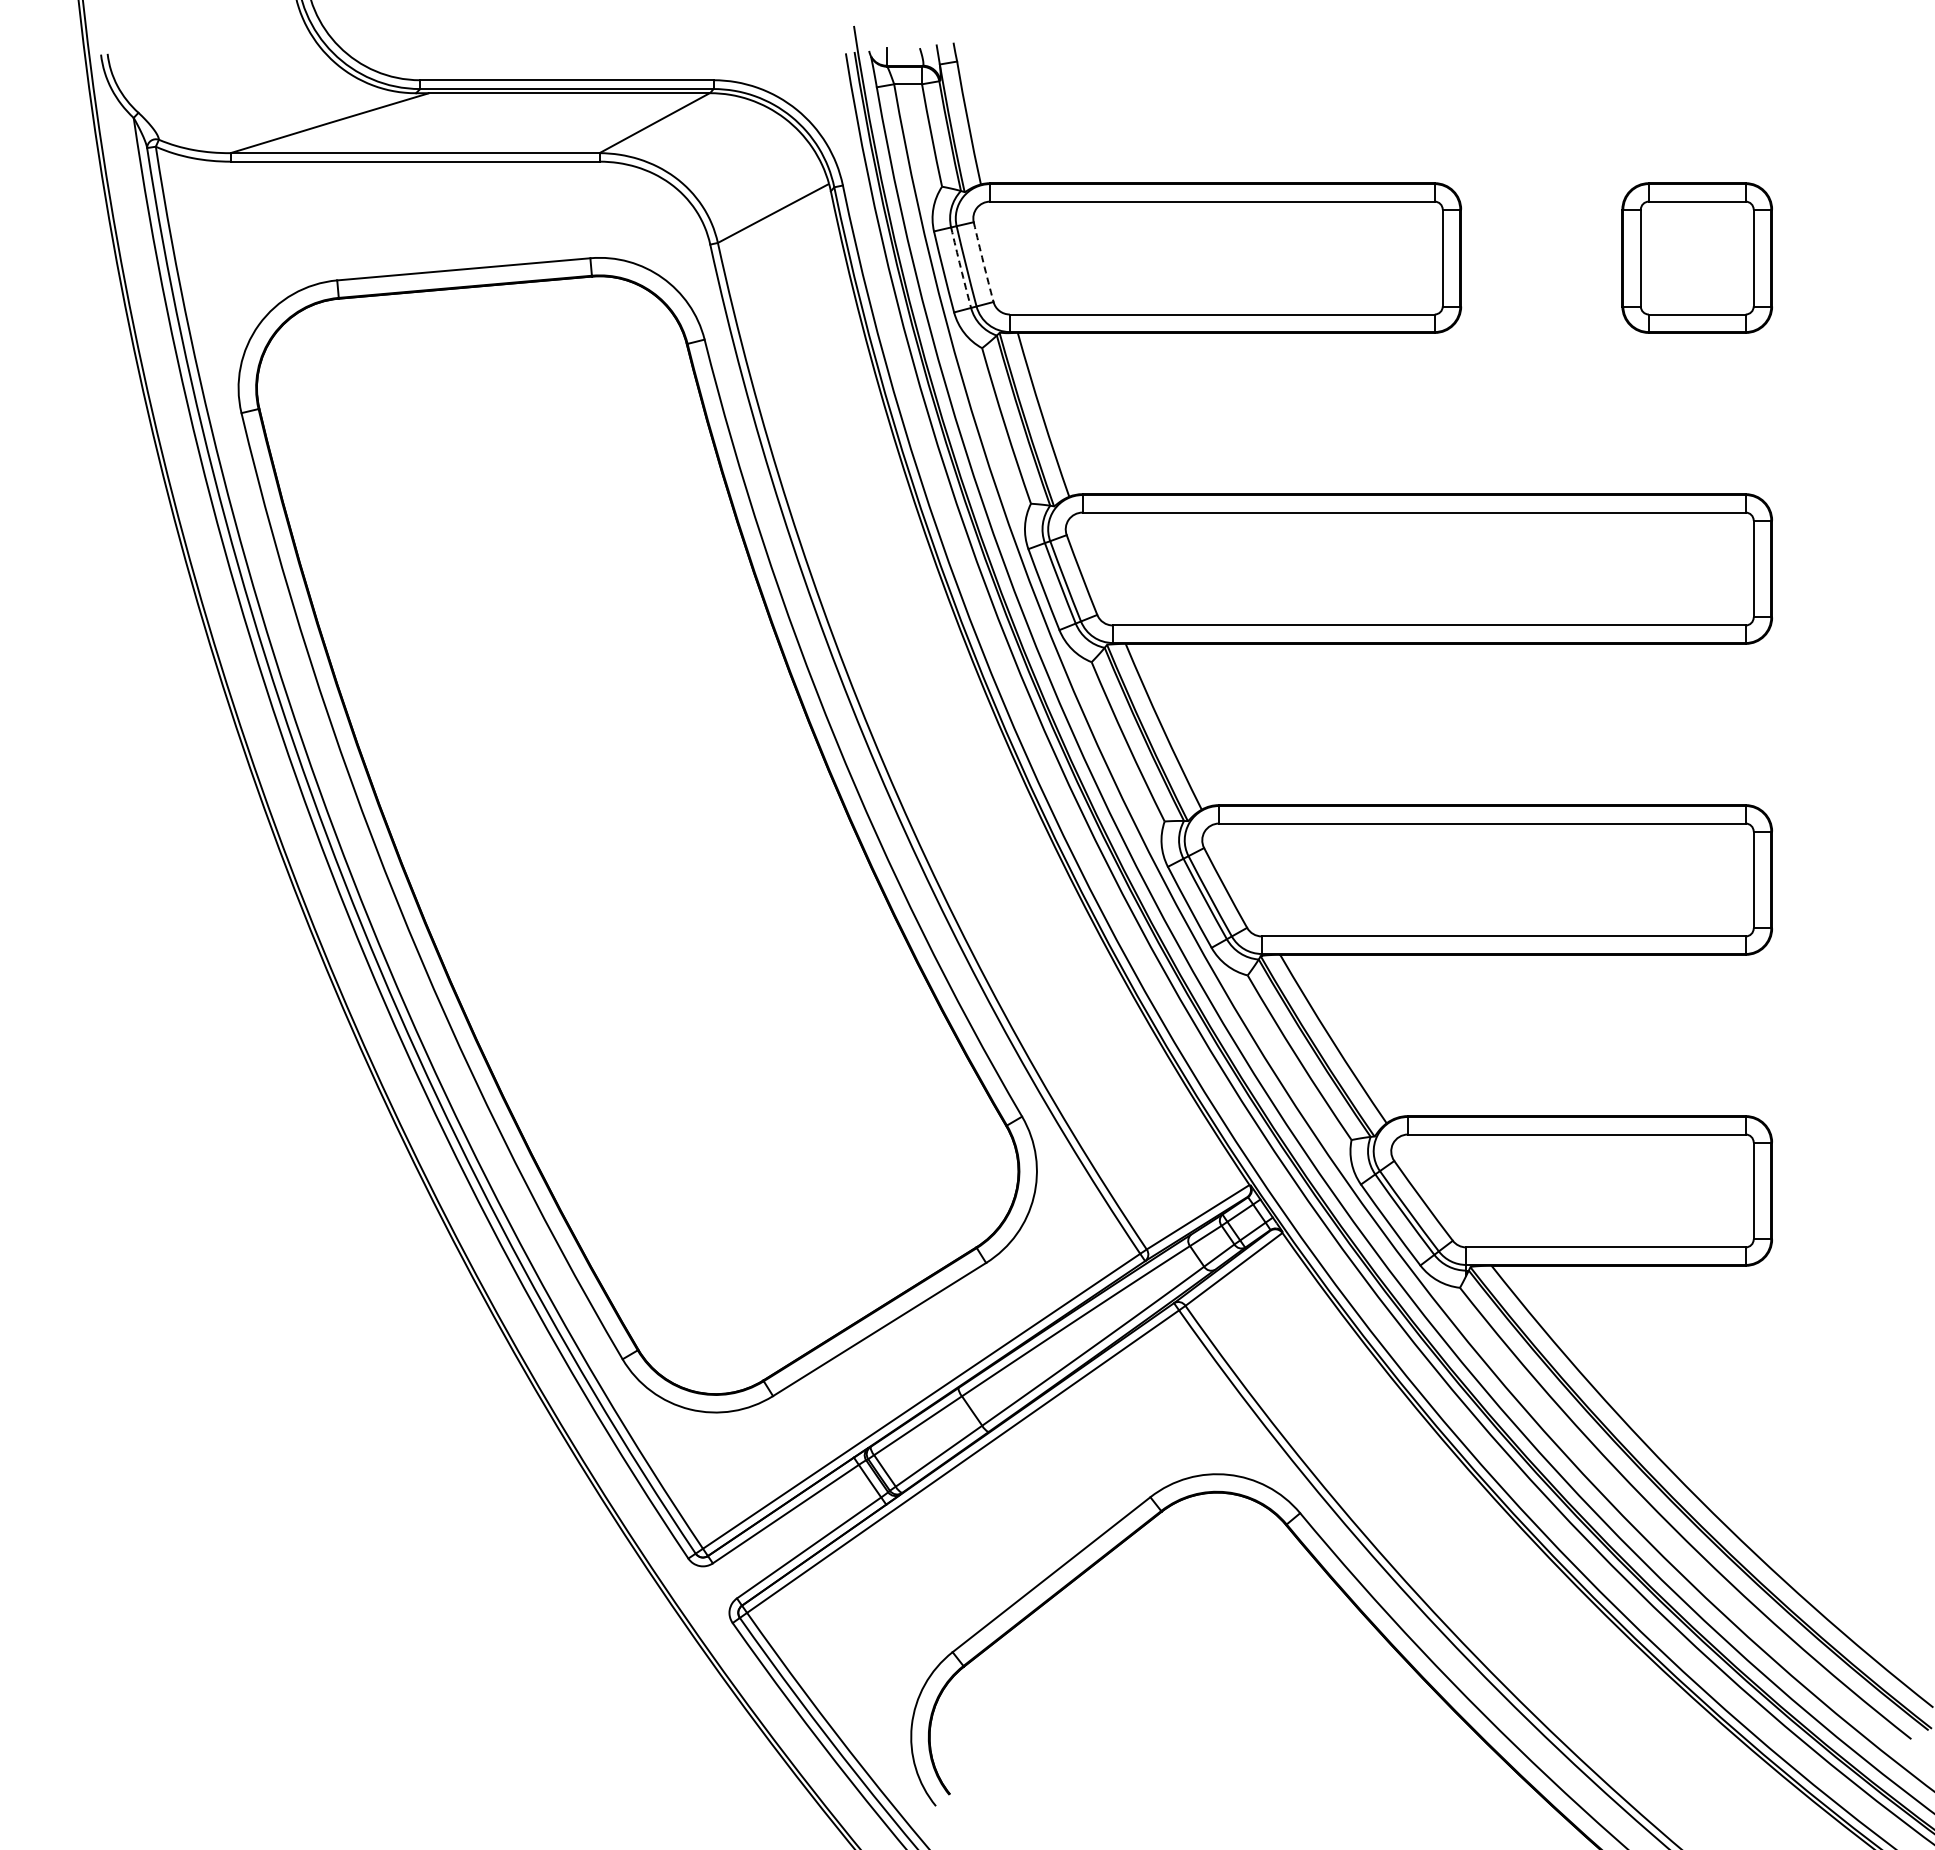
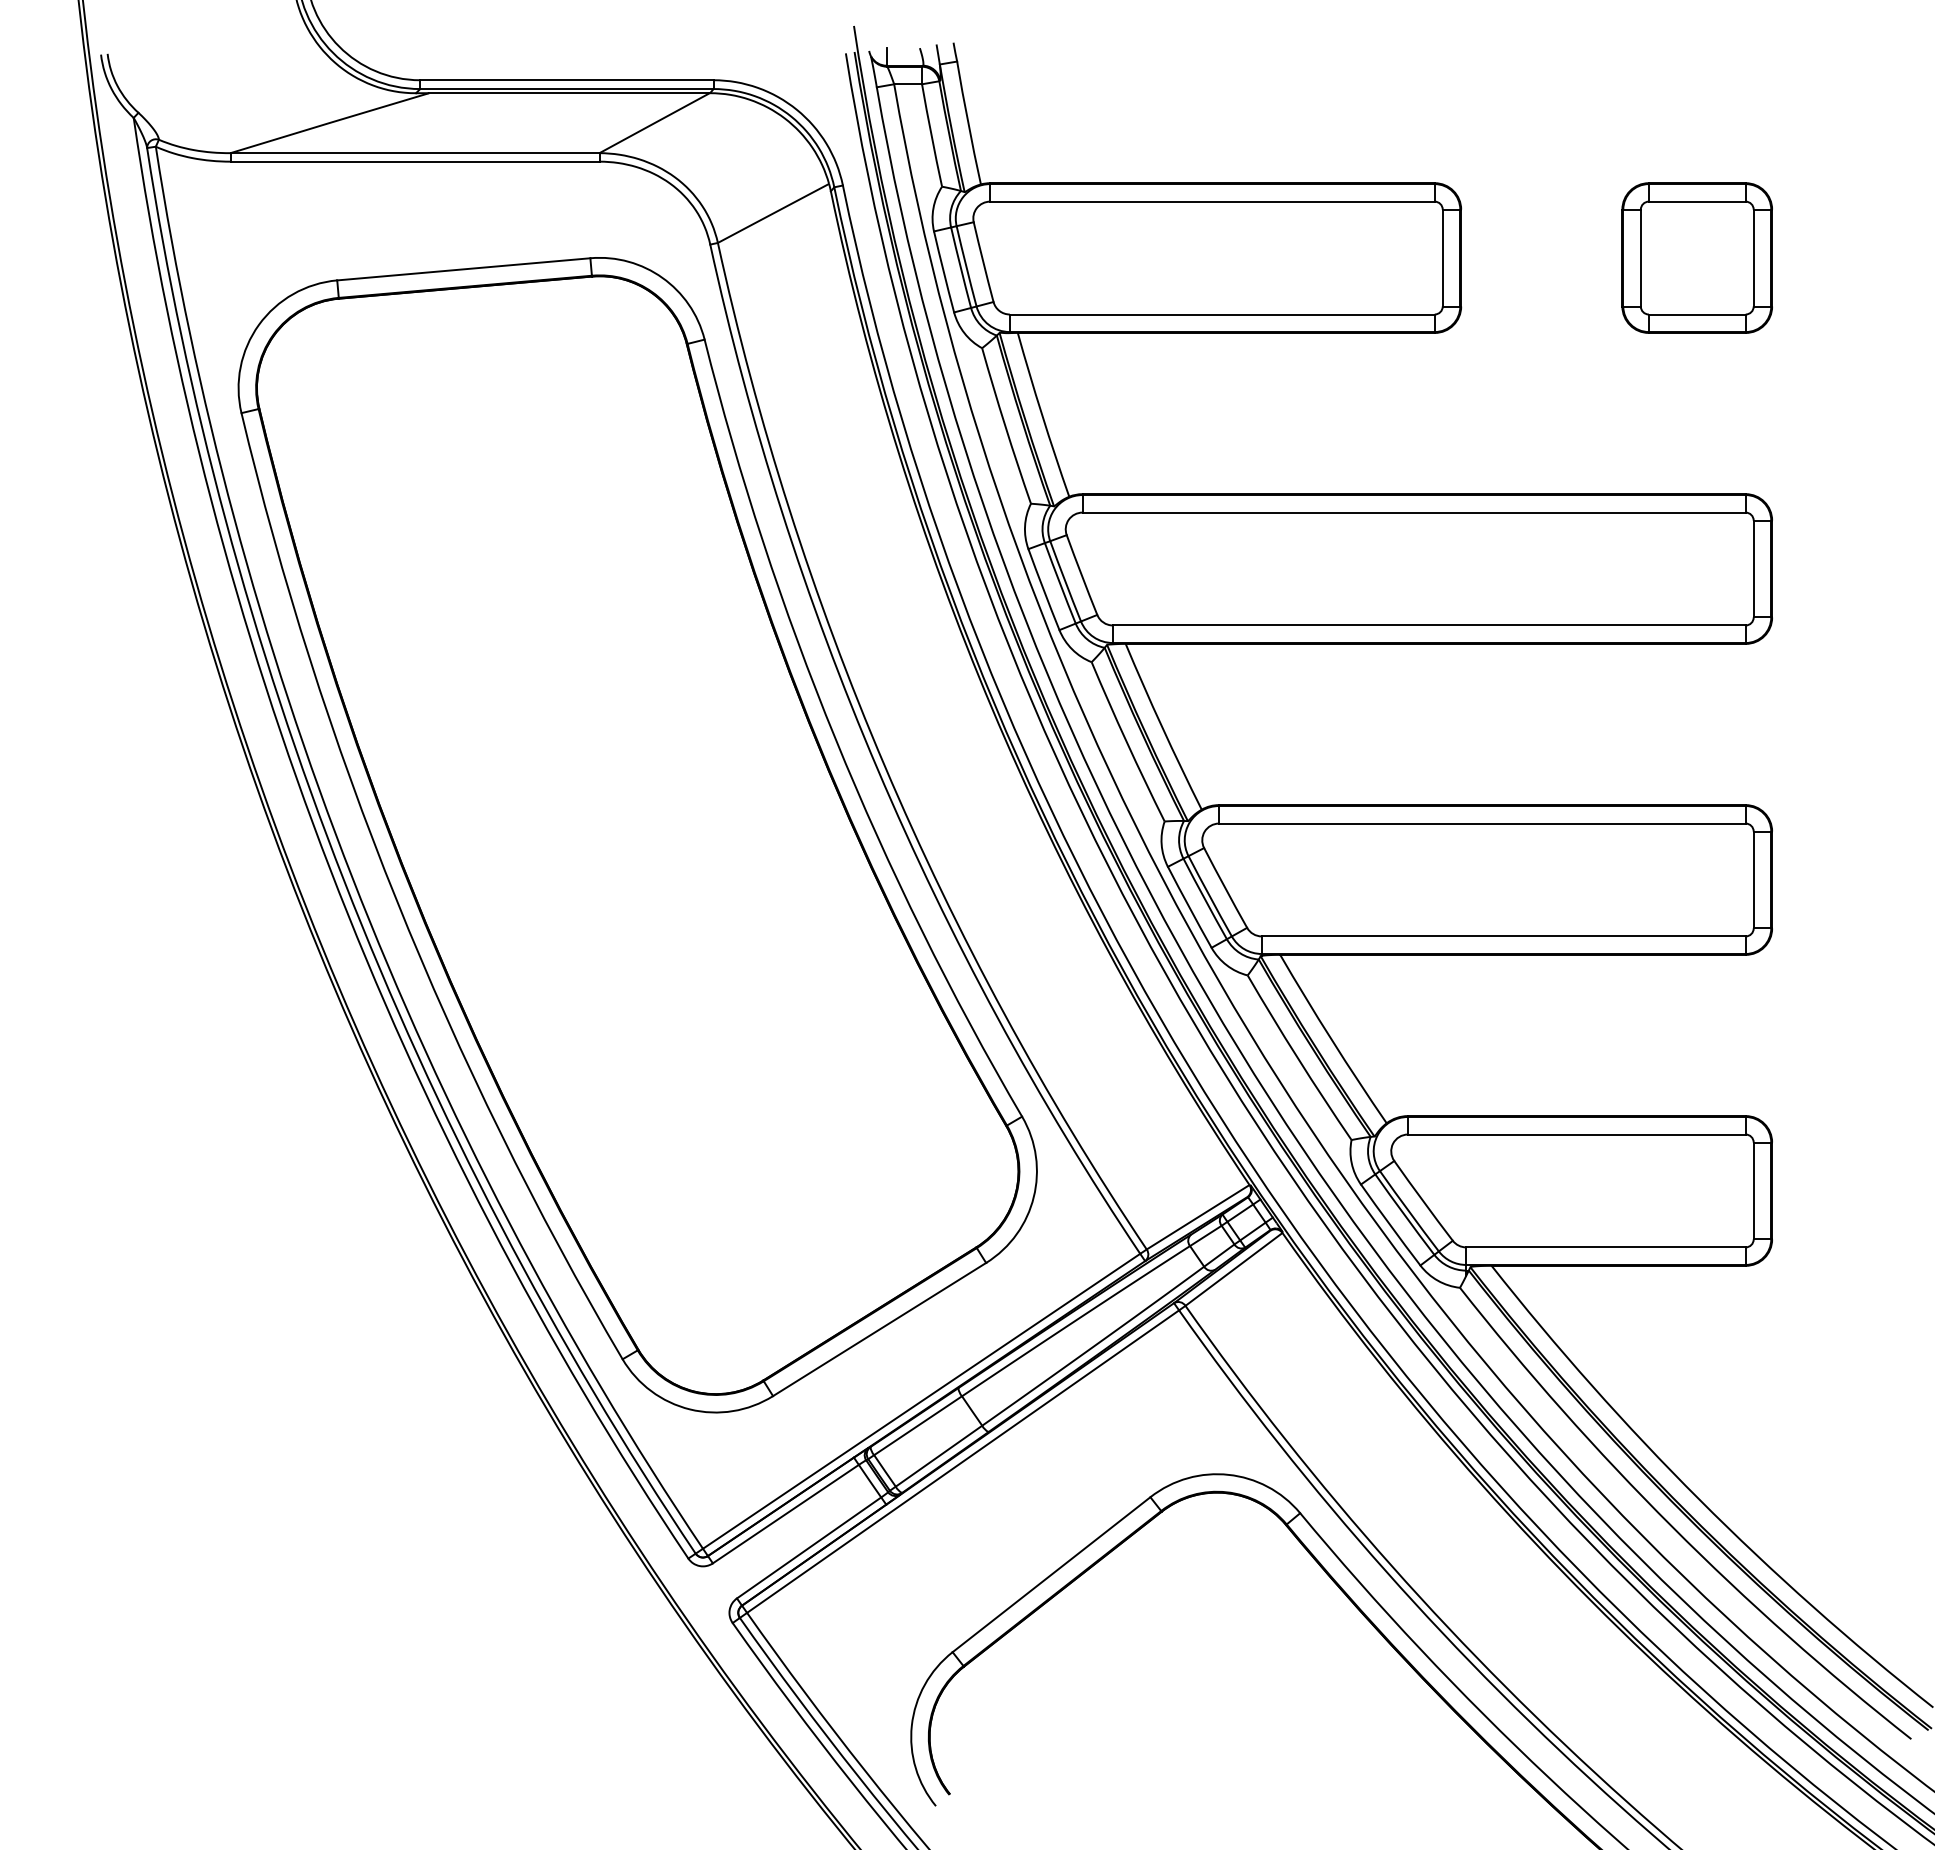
arc: dashed -> solid (983, 262)
arc: dashed -> solid (960, 267)
